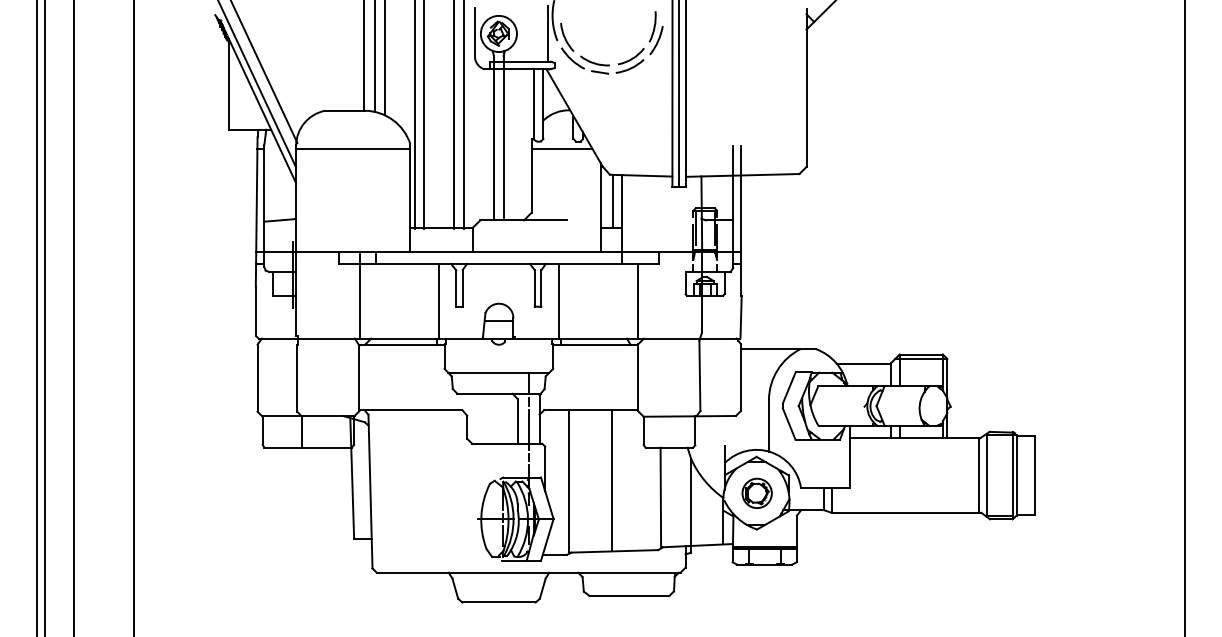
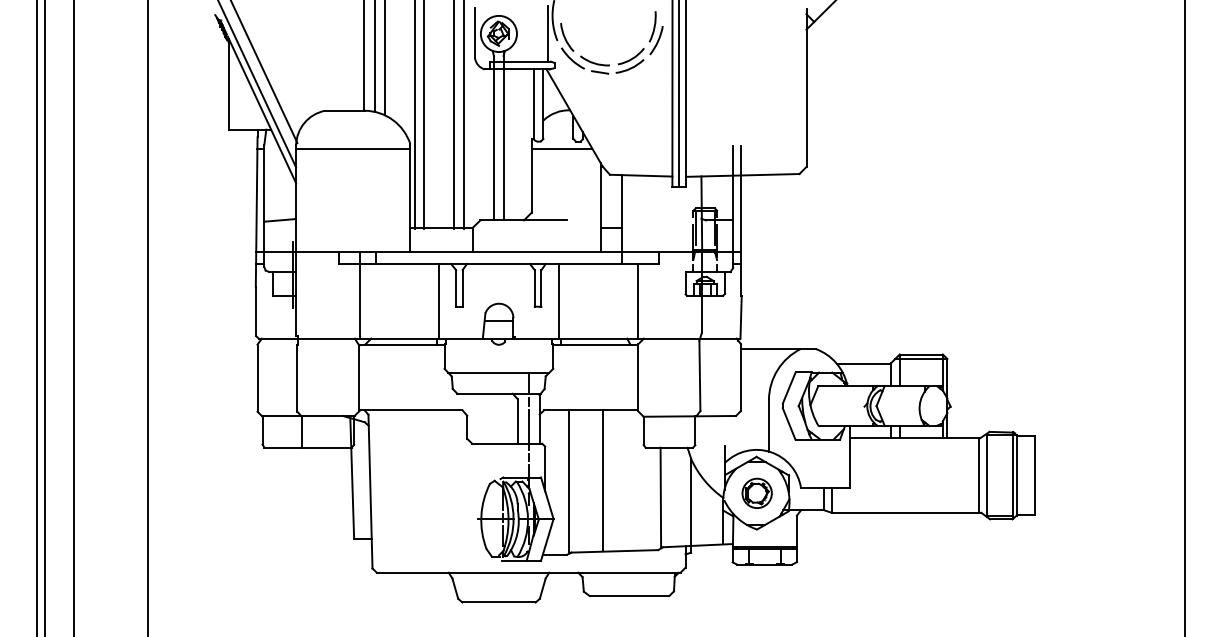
line: present -> none (613, 201)
line position: (133, 317) -> (147, 317) (147, 317)
line position: (611, 480) -> (602, 480) (602, 480)
